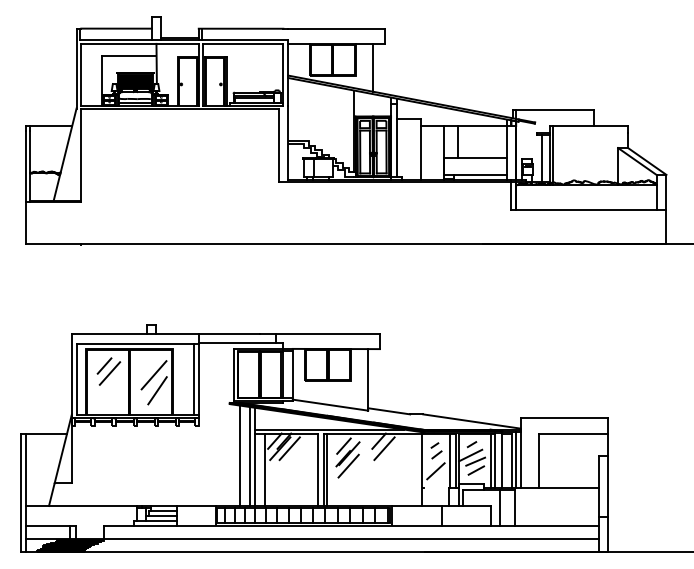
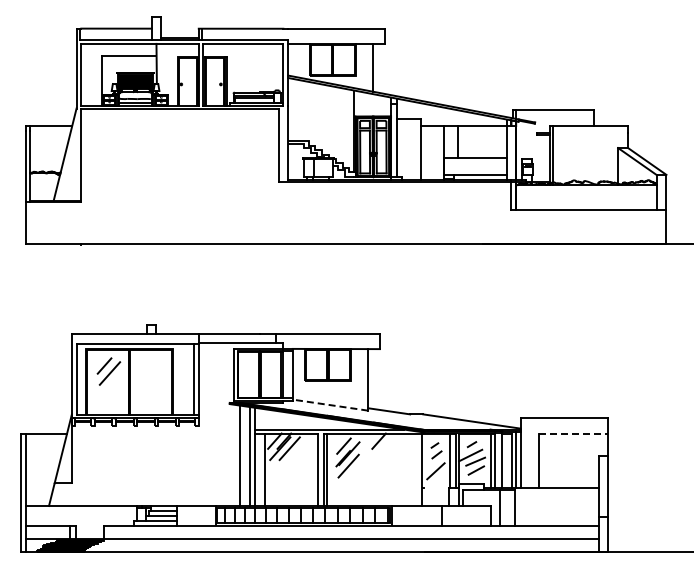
line: present -> none (541, 158)
line: present -> none (153, 375)
line: present -> none (157, 390)
line: solid -> dashed (329, 405)
line: solid -> dashed (573, 434)
line: present -> none (384, 448)
